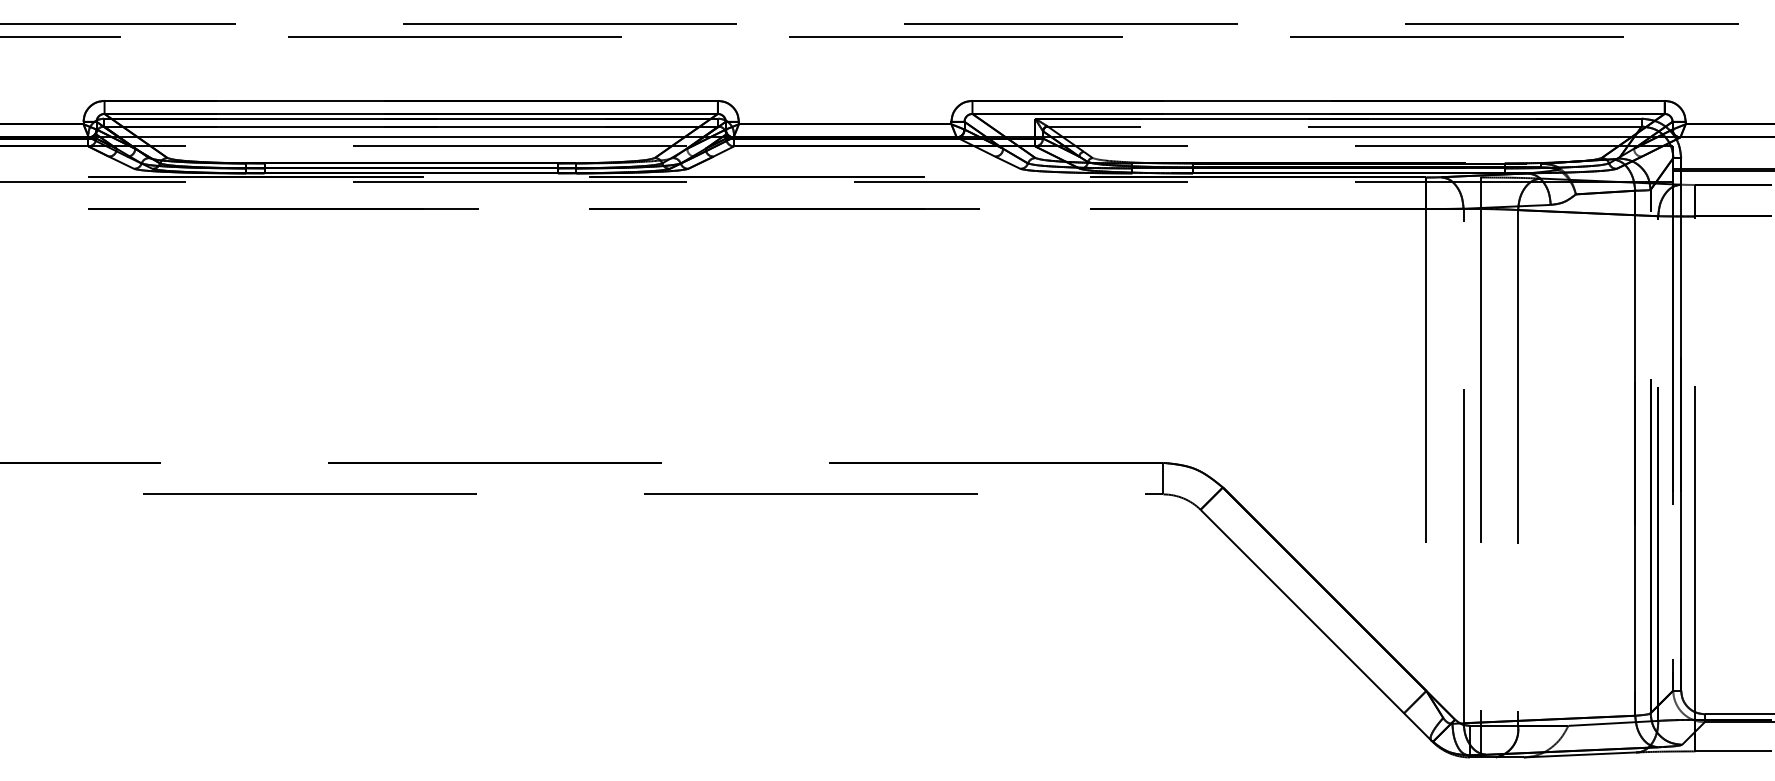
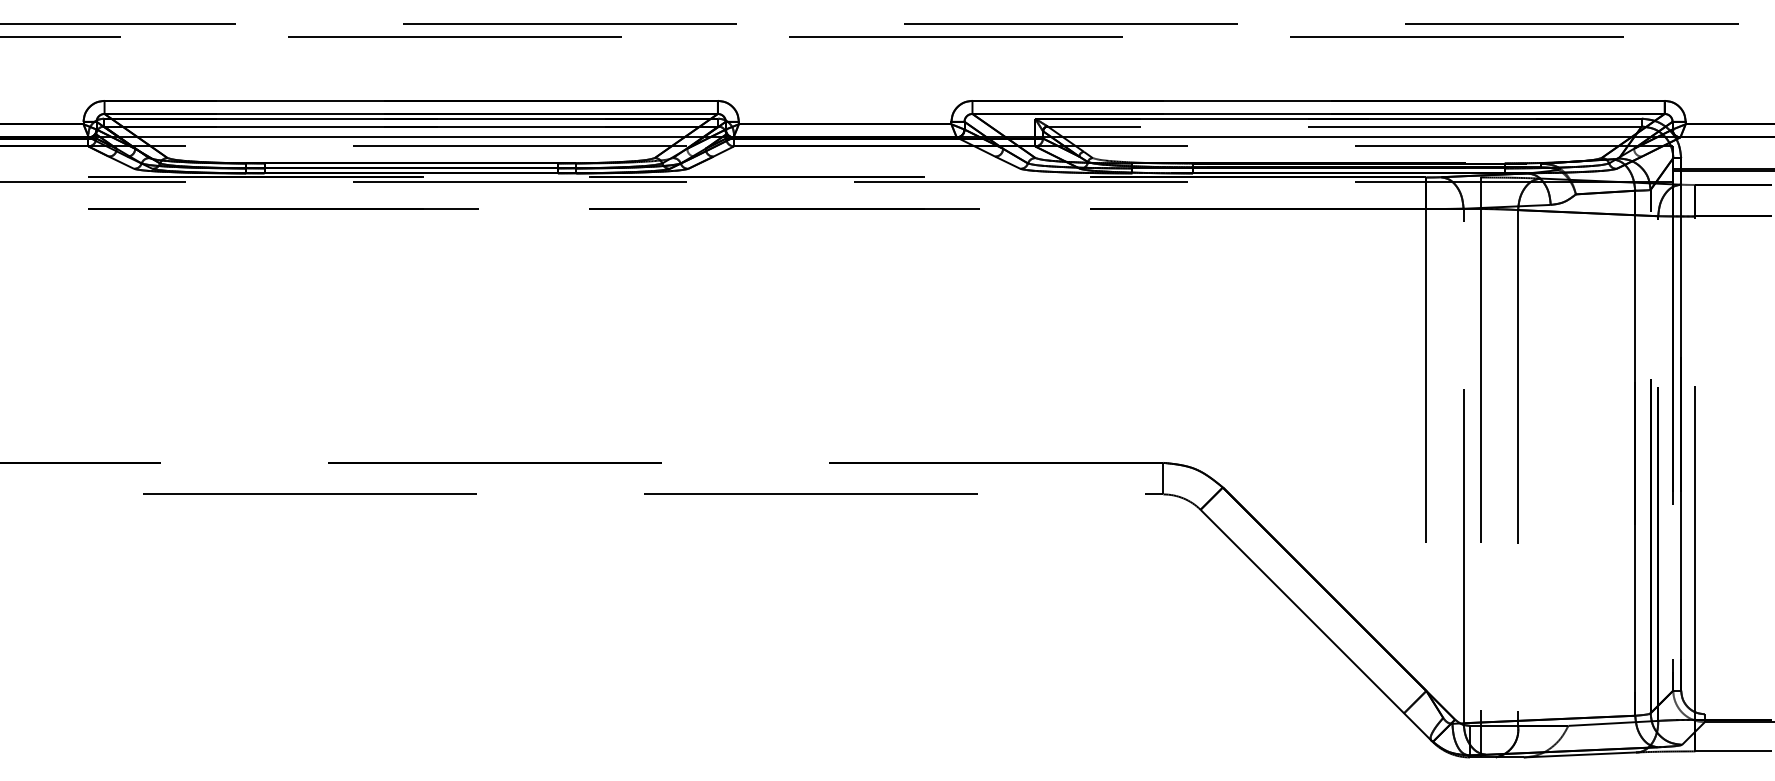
line: present -> none (1737, 714)
